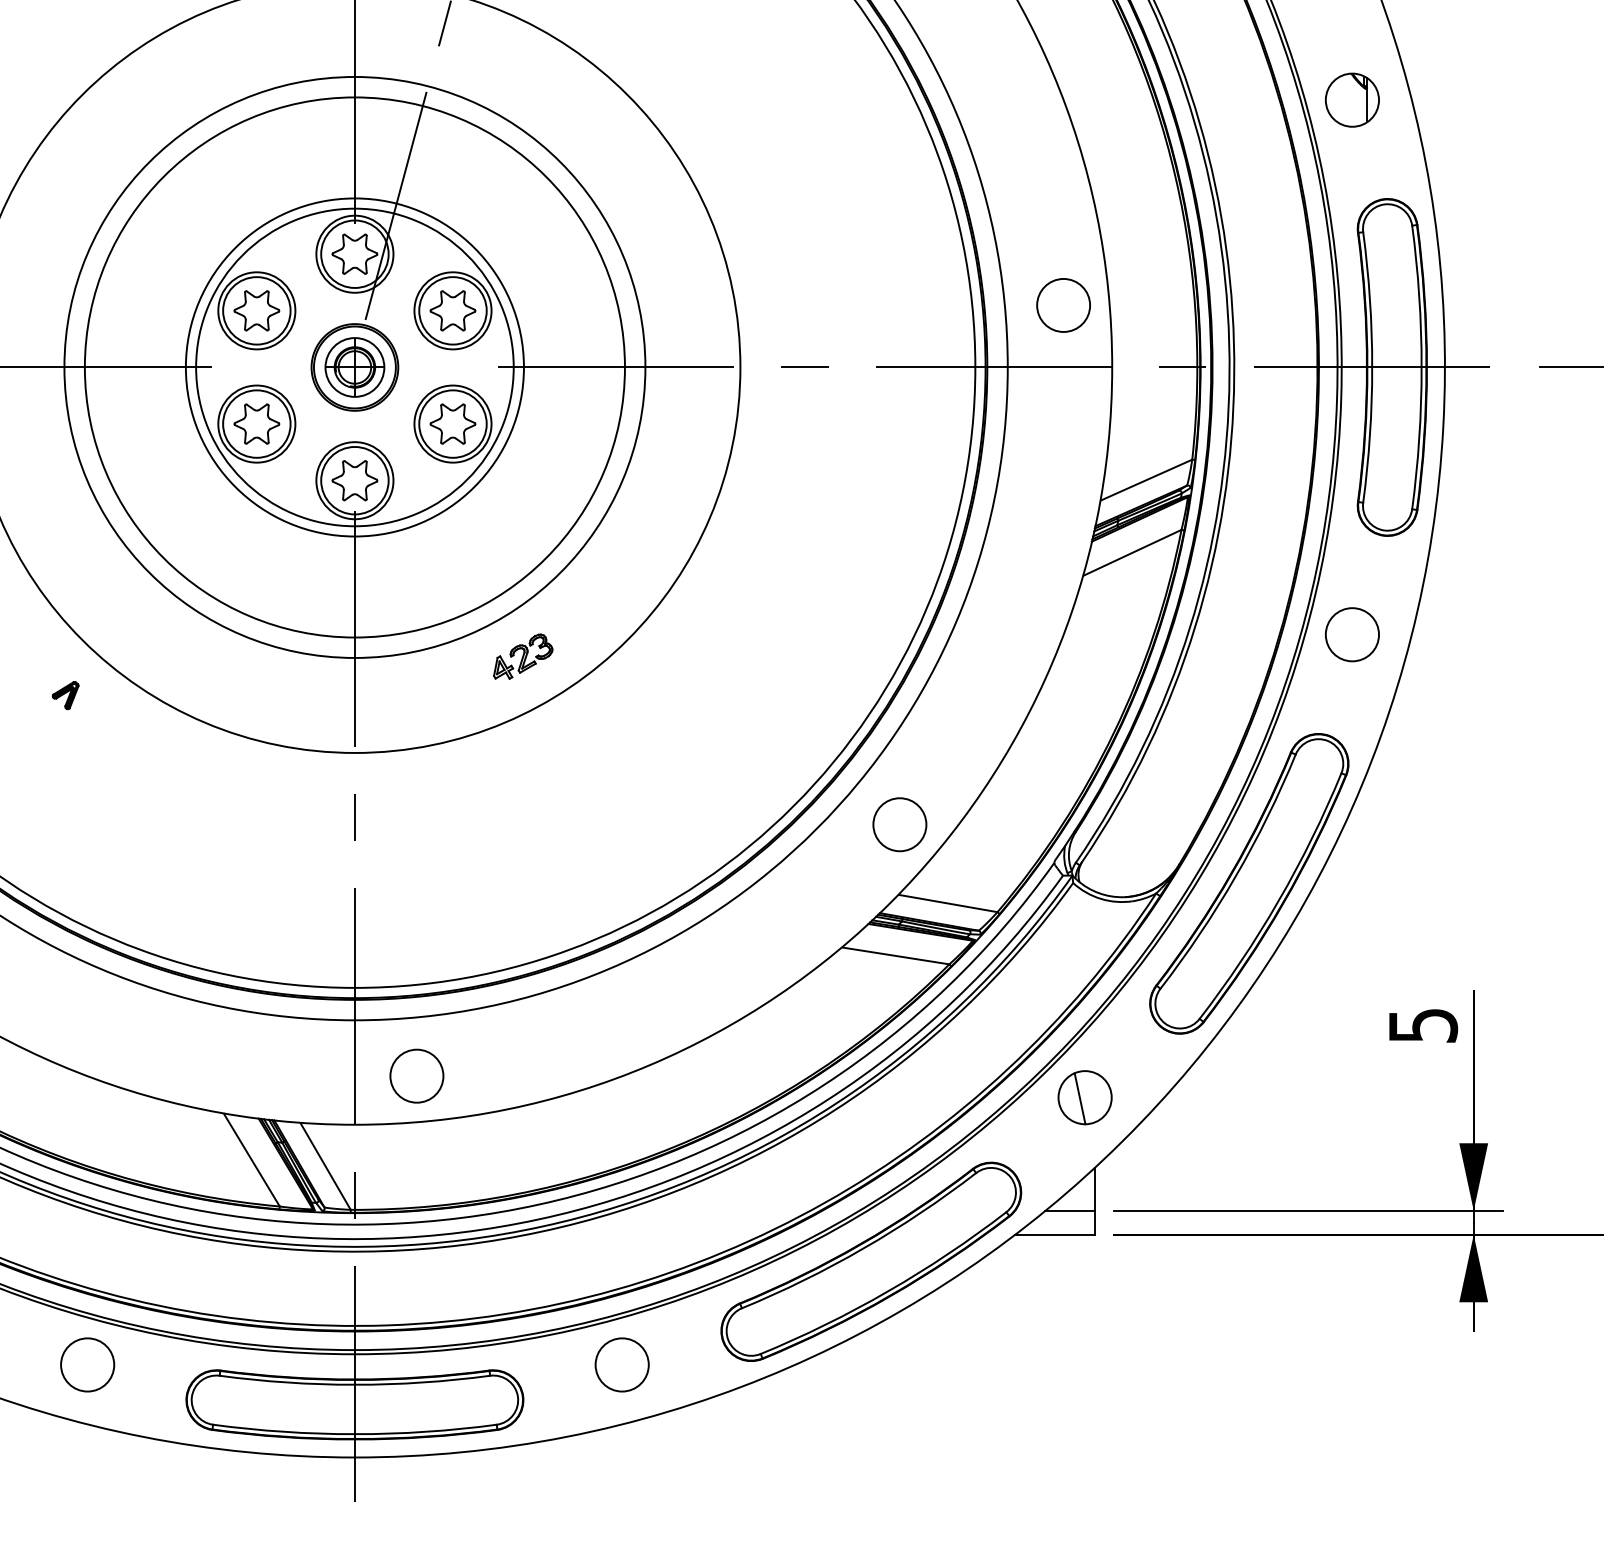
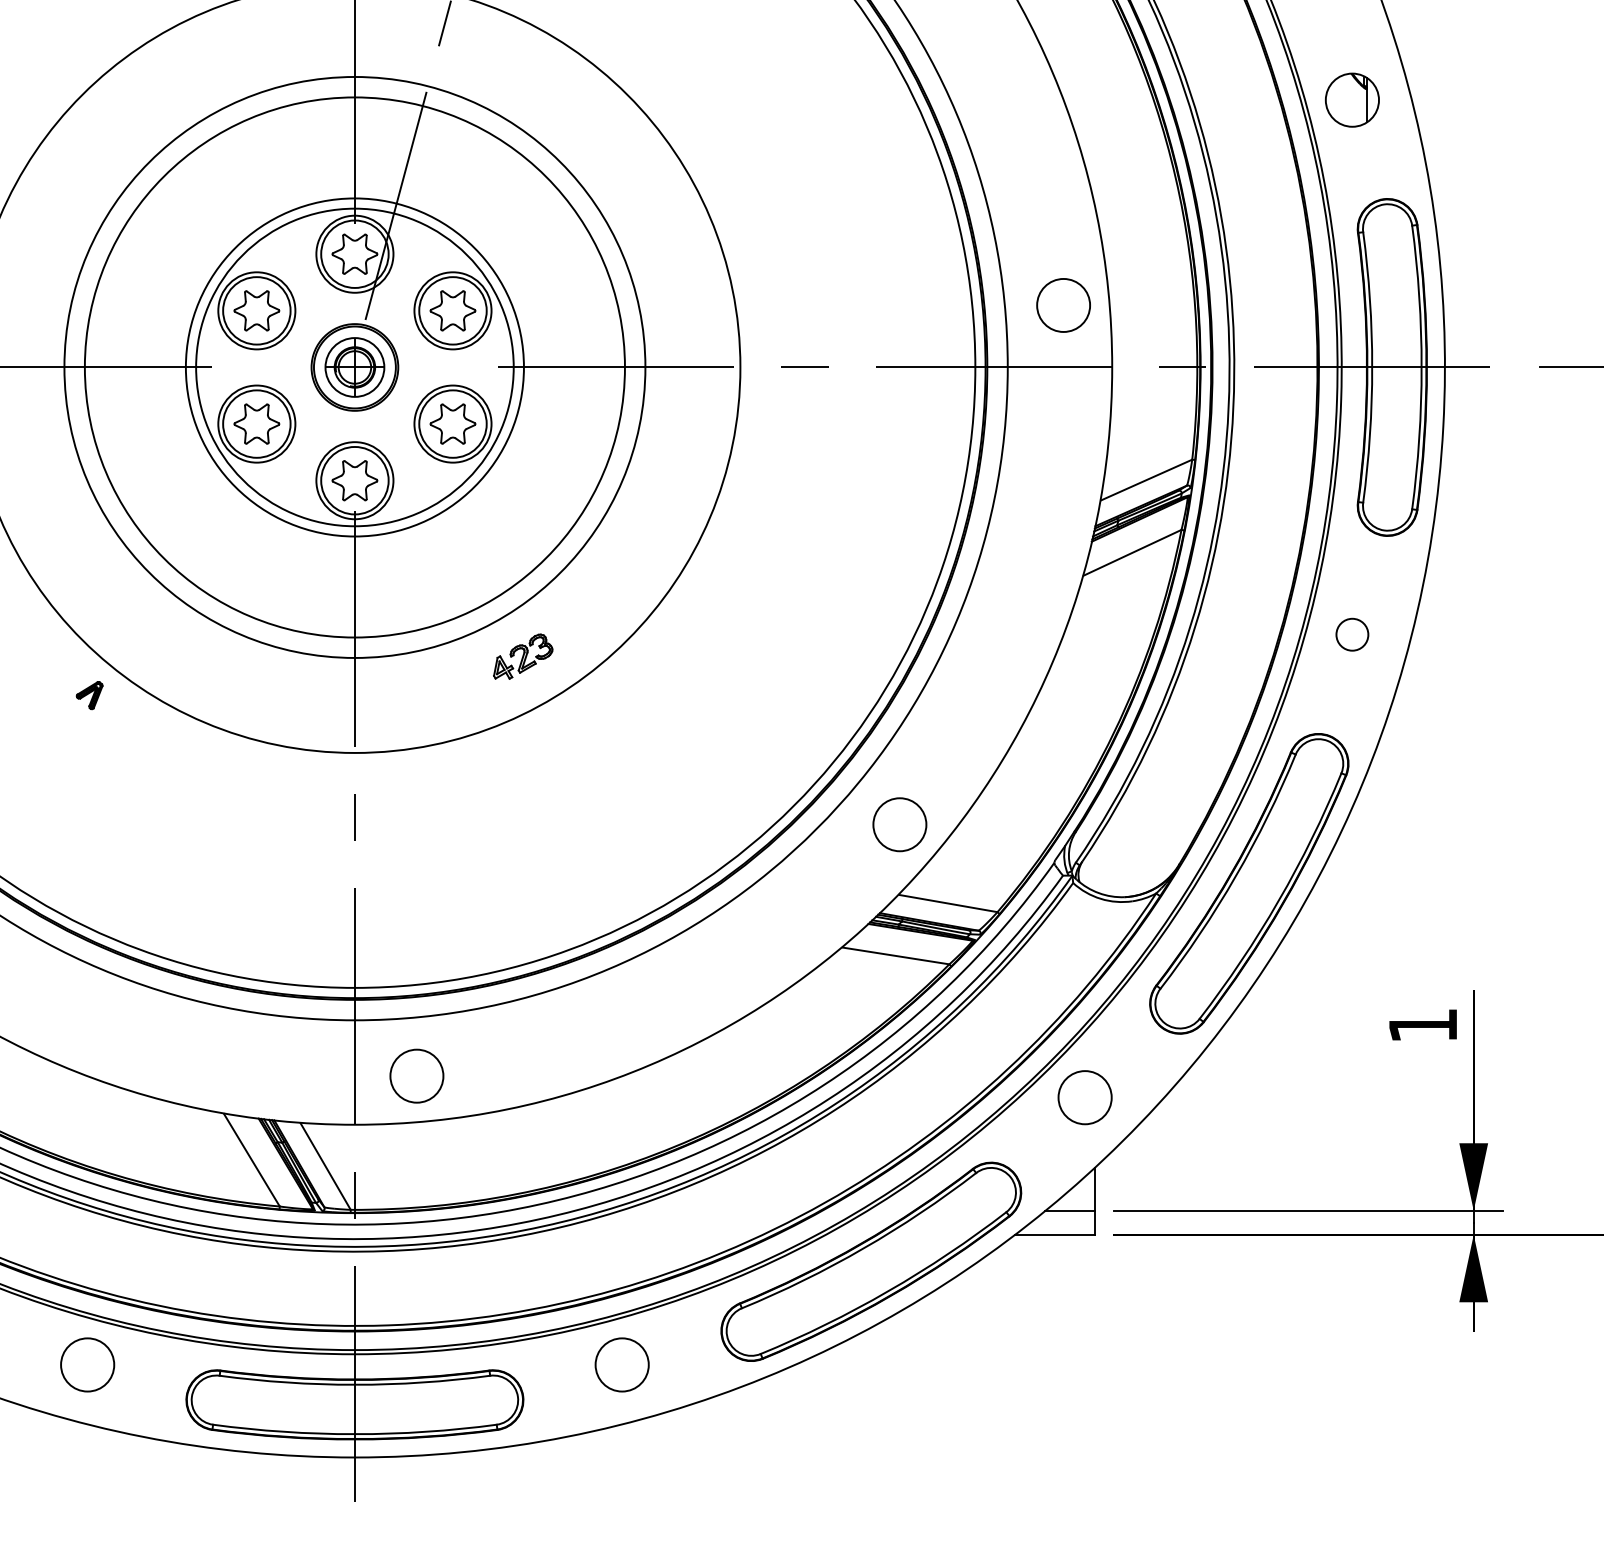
circle diameter: 53 px -> 32 px (1352, 634)
part position: (65, 695) -> (89, 695) (89, 695)
text: 5 -> 1 (1423, 1025)
line: present -> none (1079, 1098)
